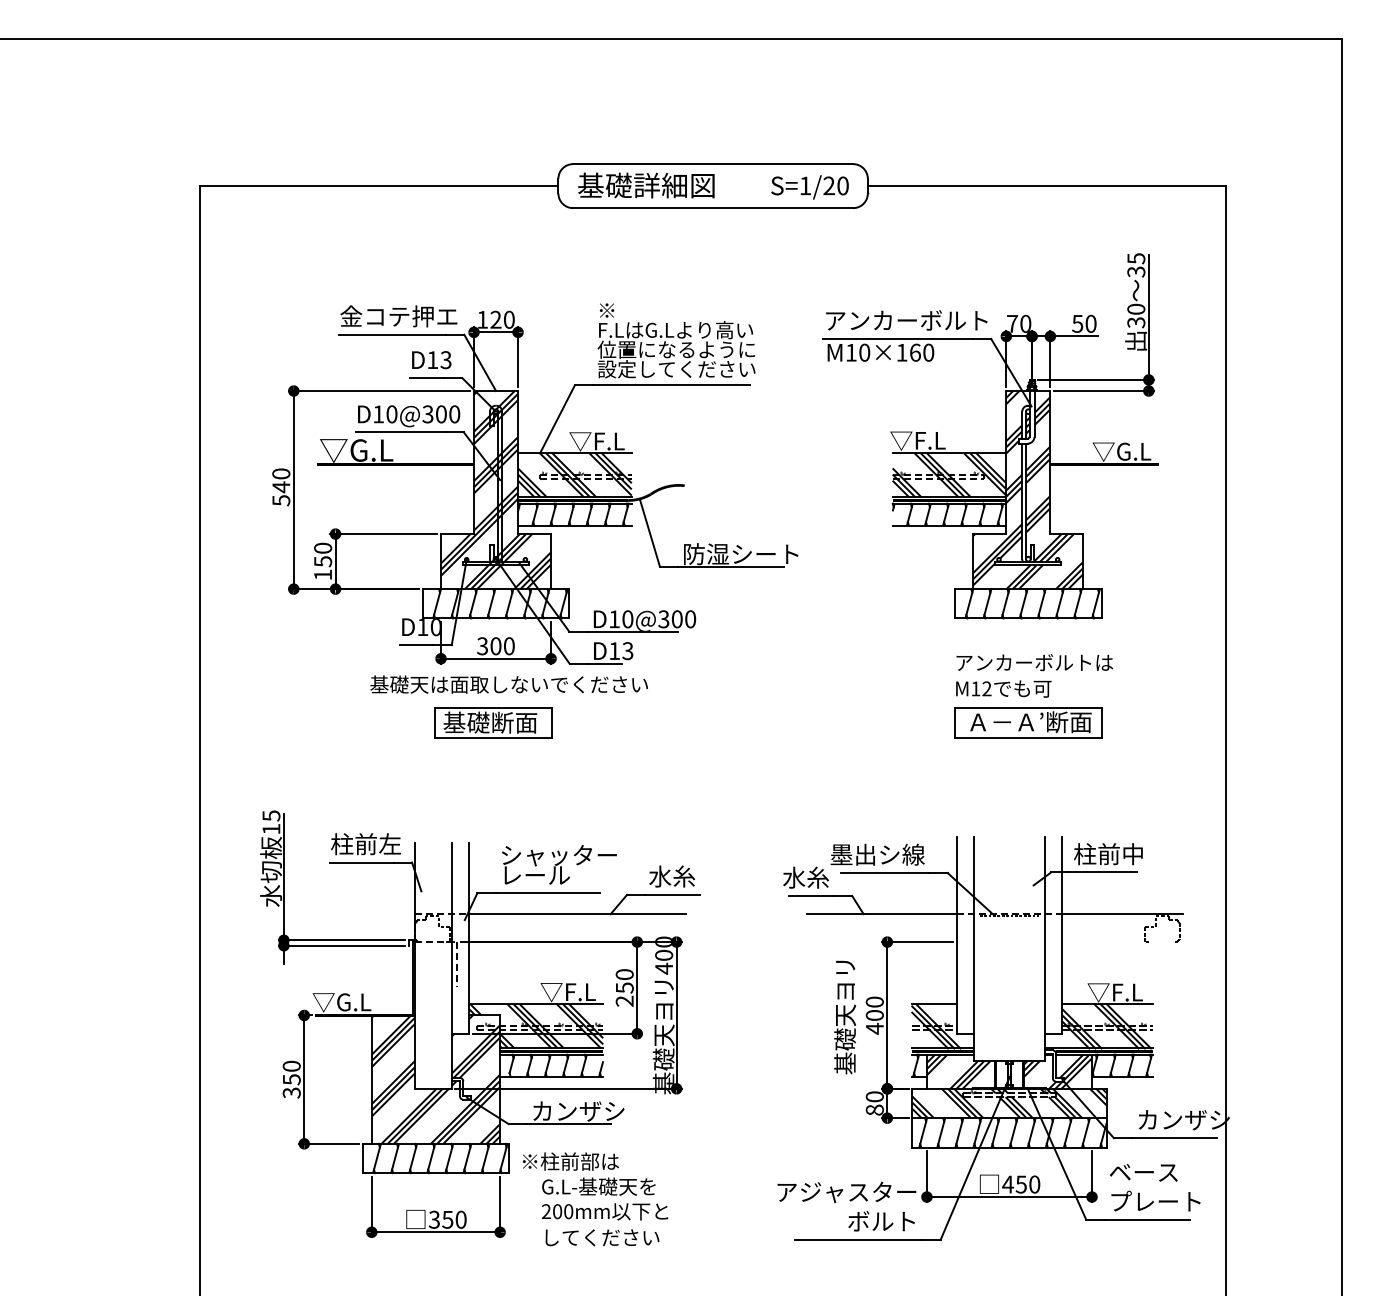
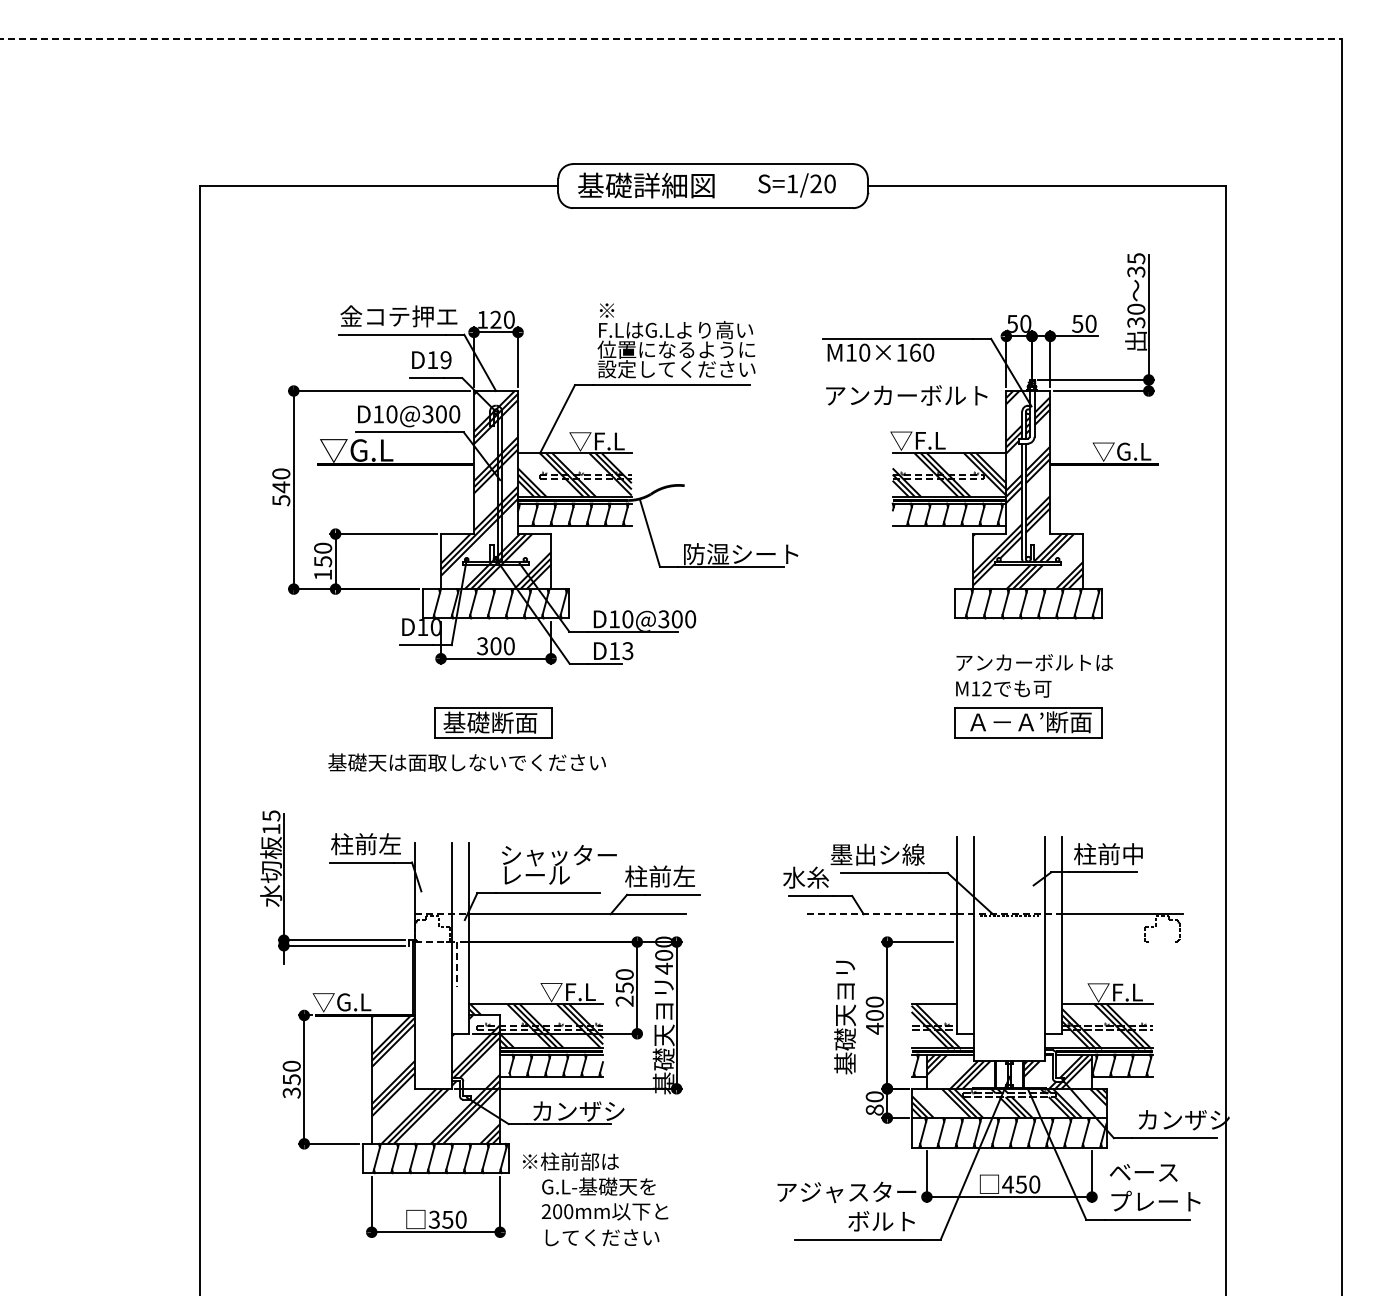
line: solid -> dashed (671, 38)
text position: (809, 187) -> (796, 185) (796, 185)
text position: (906, 320) -> (906, 395) (906, 395)
text: 70 -> 50 (1012, 323)
text: D13 -> D19 (445, 360)
text position: (508, 684) -> (466, 762) (466, 762)
text: 水糸 -> 柱前左 (660, 876)
line: solid -> dashed (882, 914)
